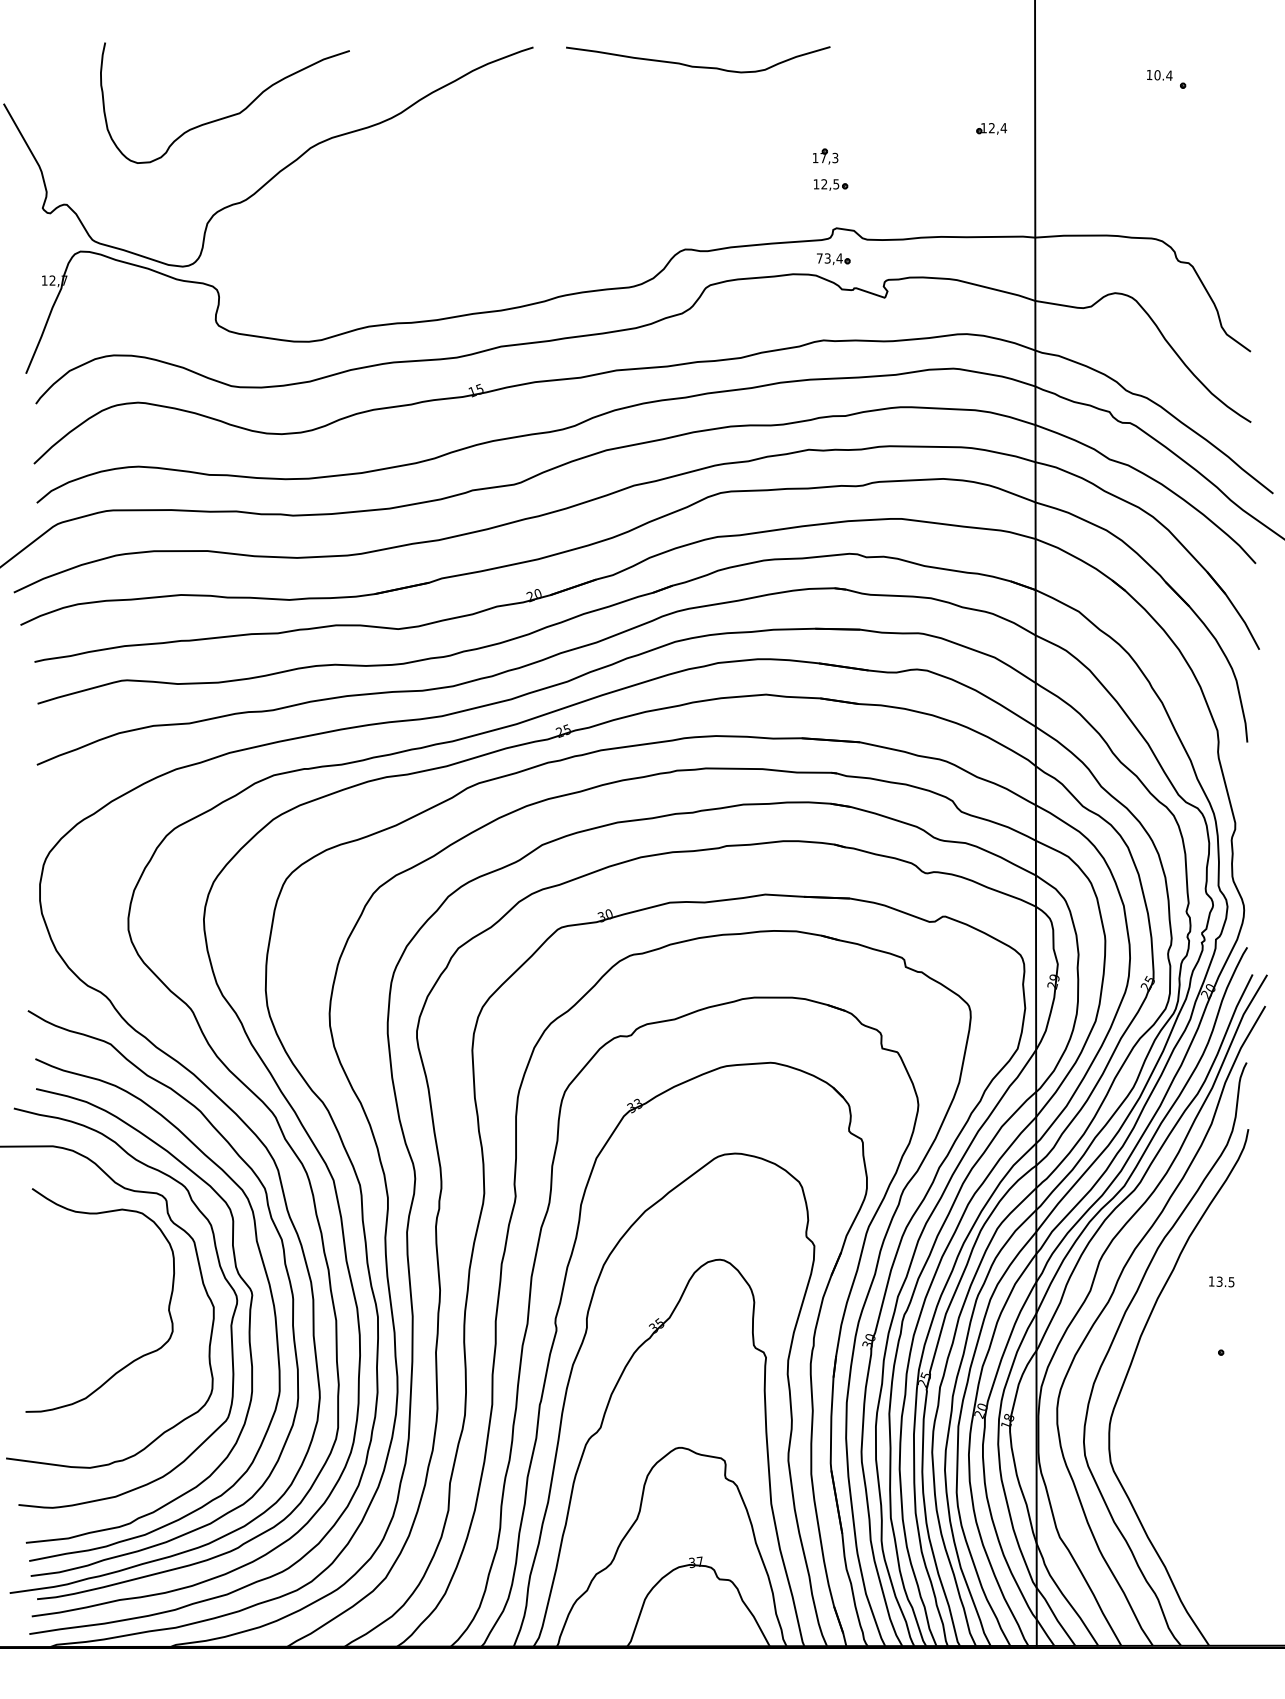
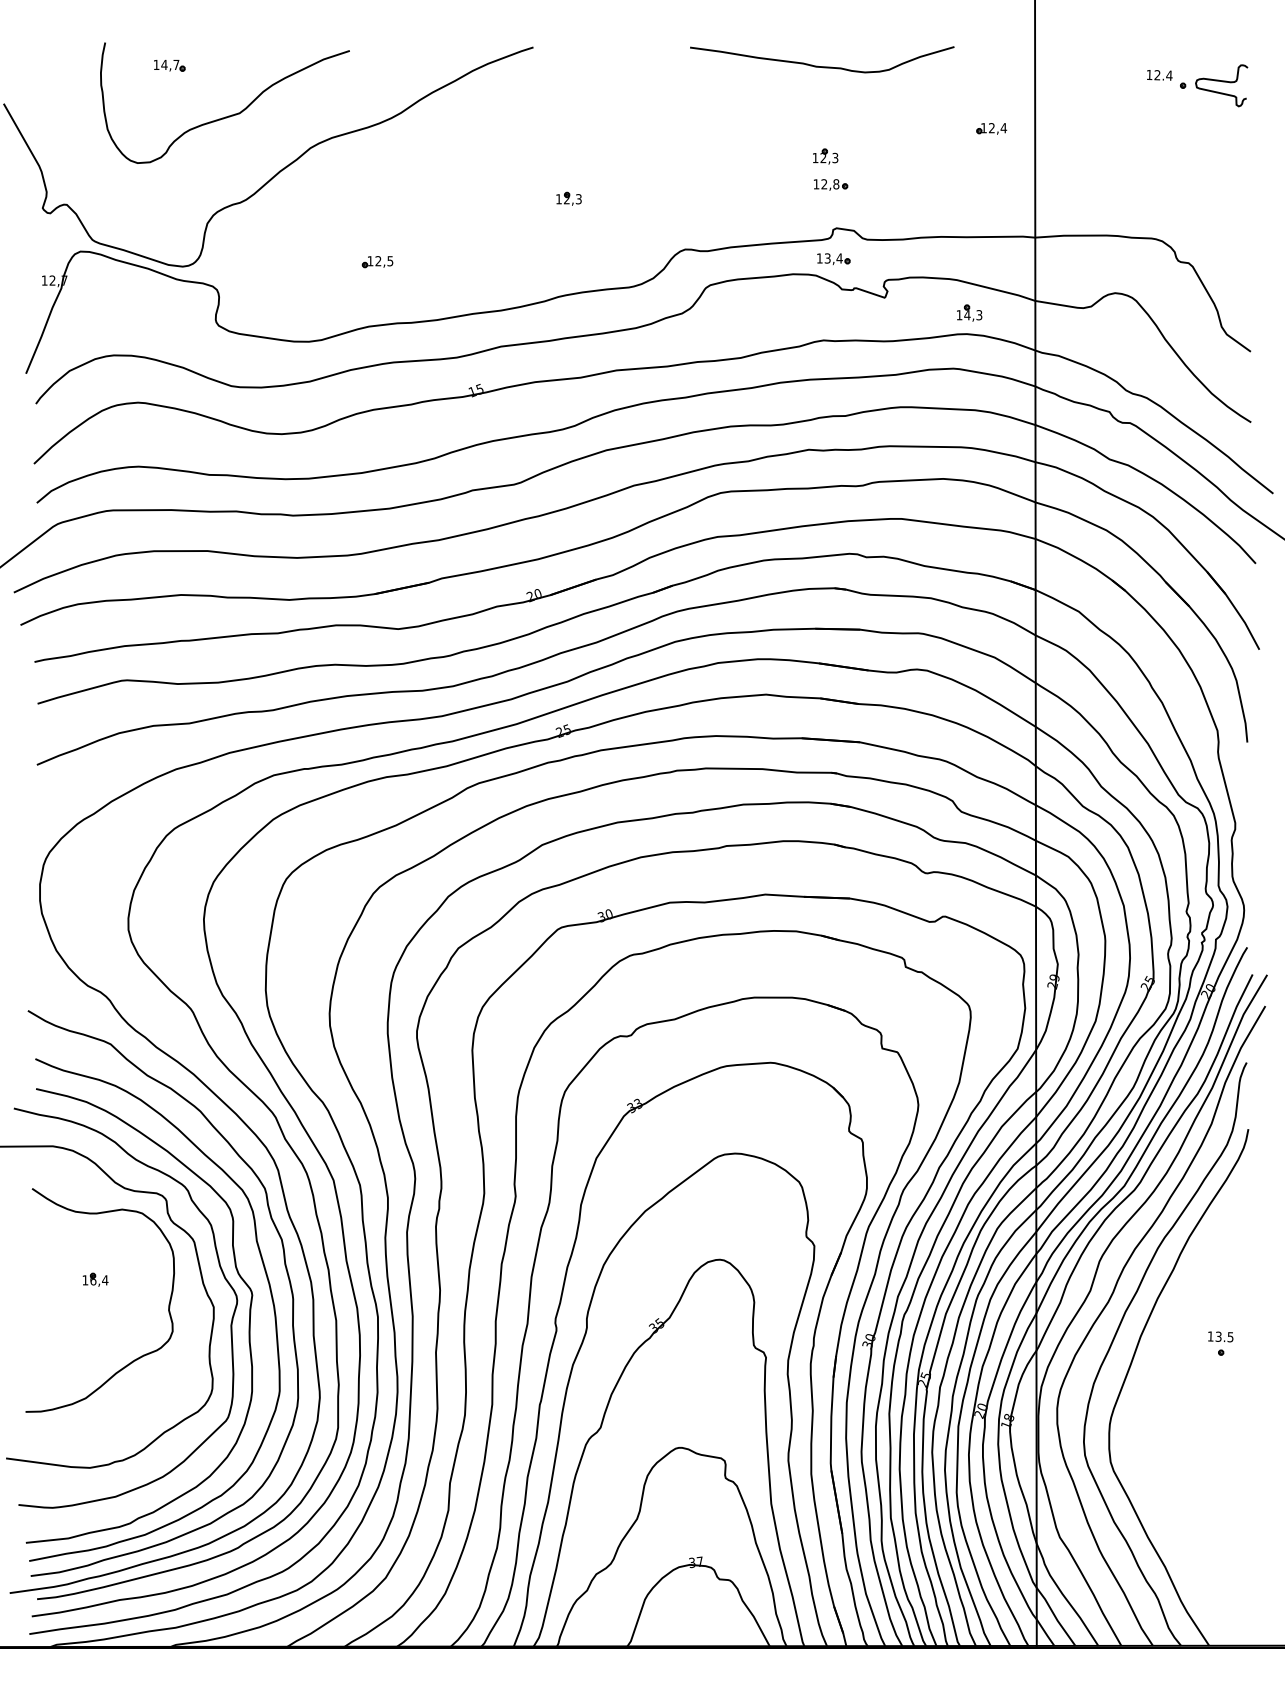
part: none -> present (169, 65)
curve position: (698, 66) -> (822, 66) (822, 66)
text: 10.4 -> 12.4 (1157, 75)
curve: none -> present (1222, 82)
text: 17,3 -> 12,3 (823, 158)
text: 12,5 -> 12,8 (836, 184)
part: none -> present (568, 198)
text: 73,4 -> 13,4 (819, 258)
part: none -> present (377, 262)
part: none -> present (969, 312)
part: none -> present (95, 1279)
text position: (1221, 1281) -> (1220, 1336) (1220, 1336)
